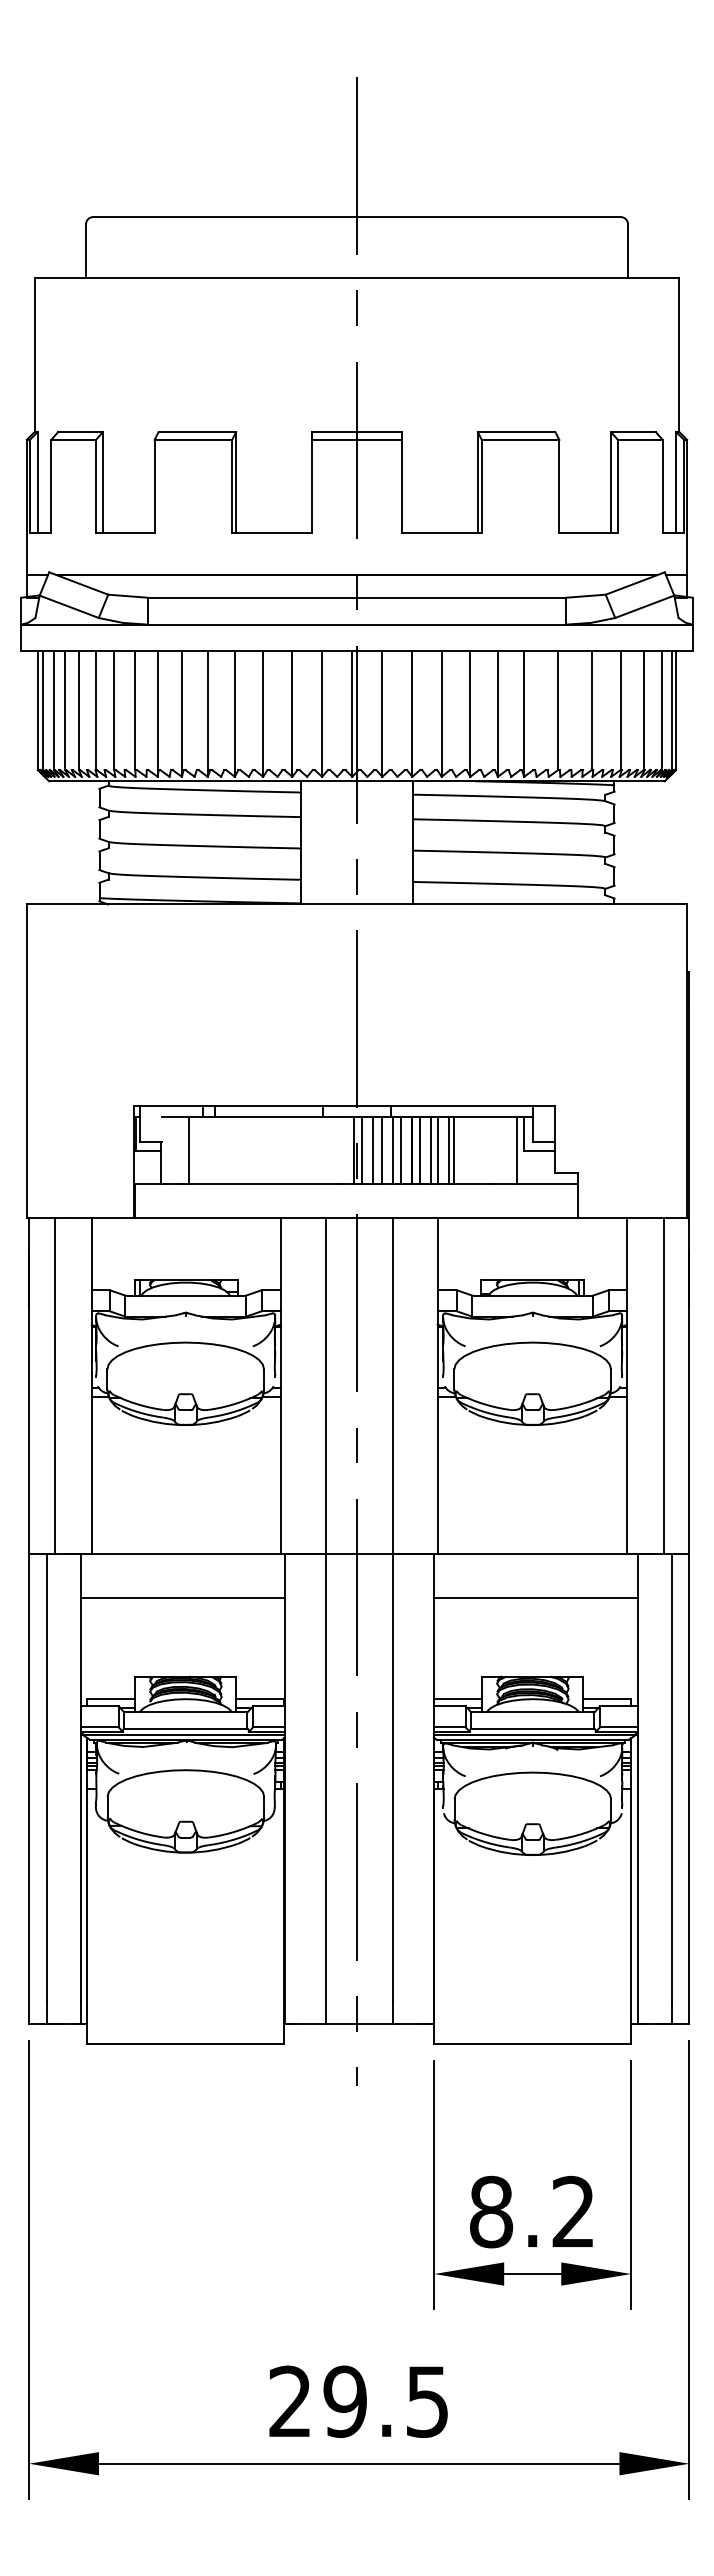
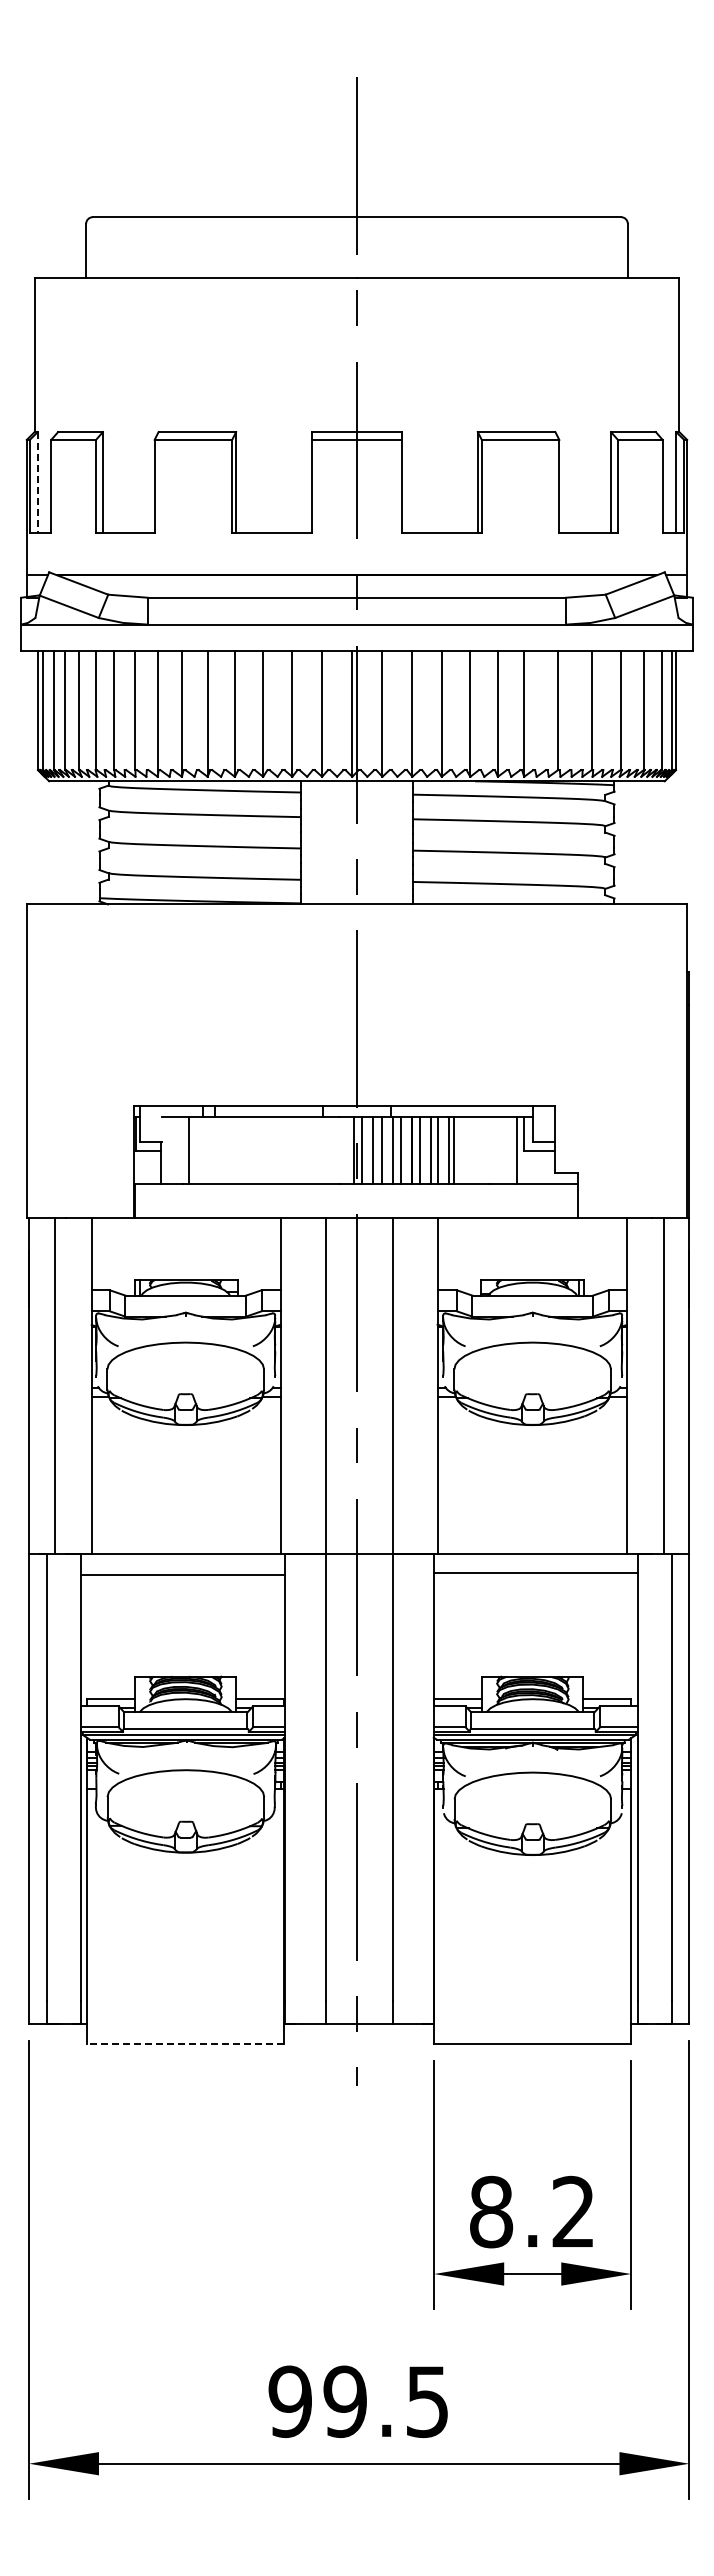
line: solid -> dashed (37, 482)
line position: (182, 1598) -> (182, 1575) (182, 1575)
line position: (535, 1598) -> (535, 1573) (535, 1573)
line: solid -> dashed (185, 2043)
text: 29.5 -> 99.5 (289, 2401)
